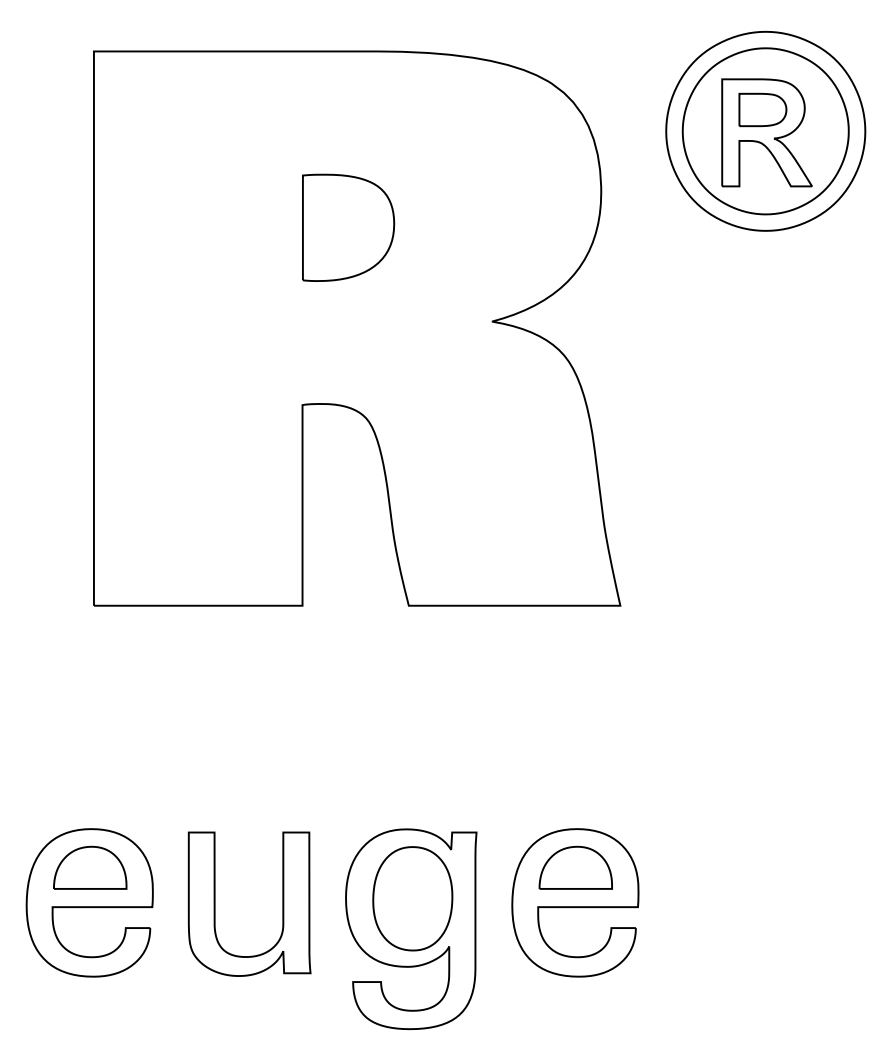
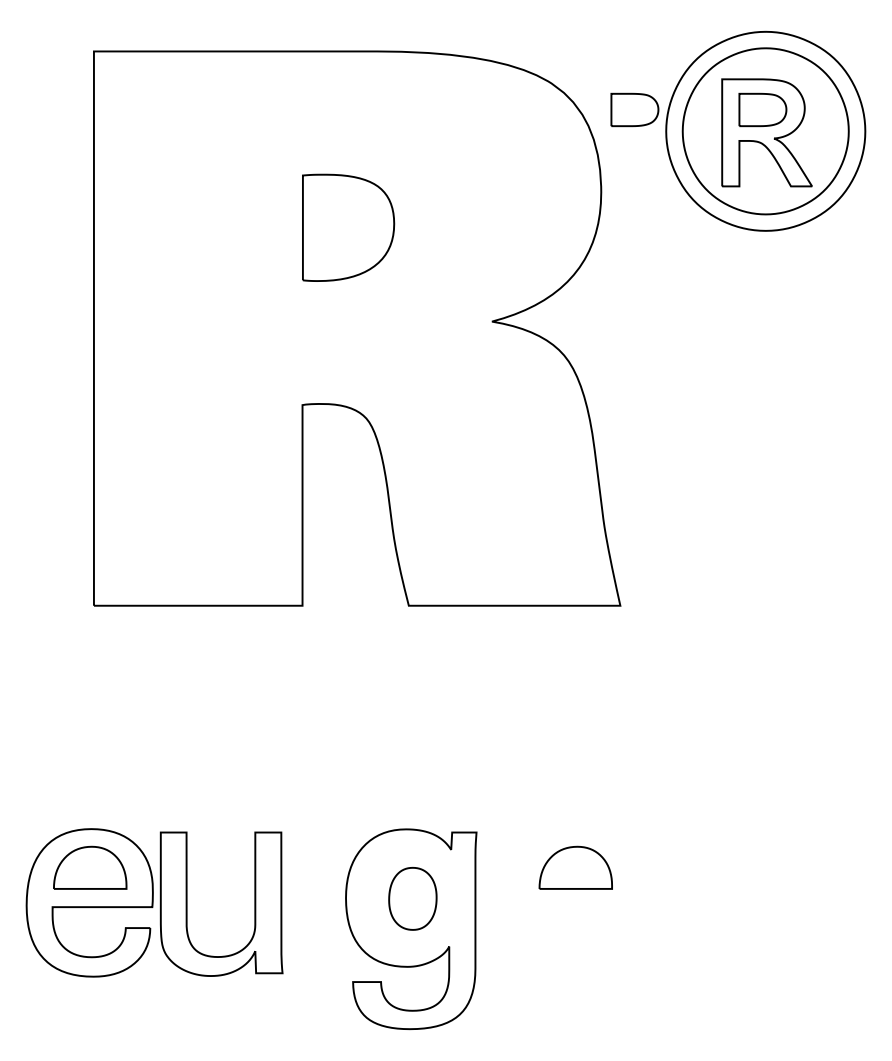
part: none -> present (634, 109)
part size: 82x106 px -> 50x64 px (412, 898)
part: present -> none (575, 902)
part position: (282, 903) -> (254, 903) (254, 903)
